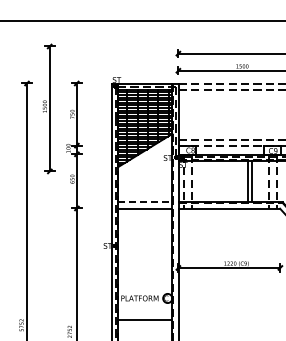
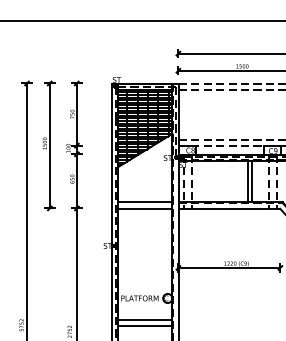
part position: (48, 108) -> (48, 145) (48, 145)
line: dashed -> solid (145, 202)
line: none -> present (145, 326)
